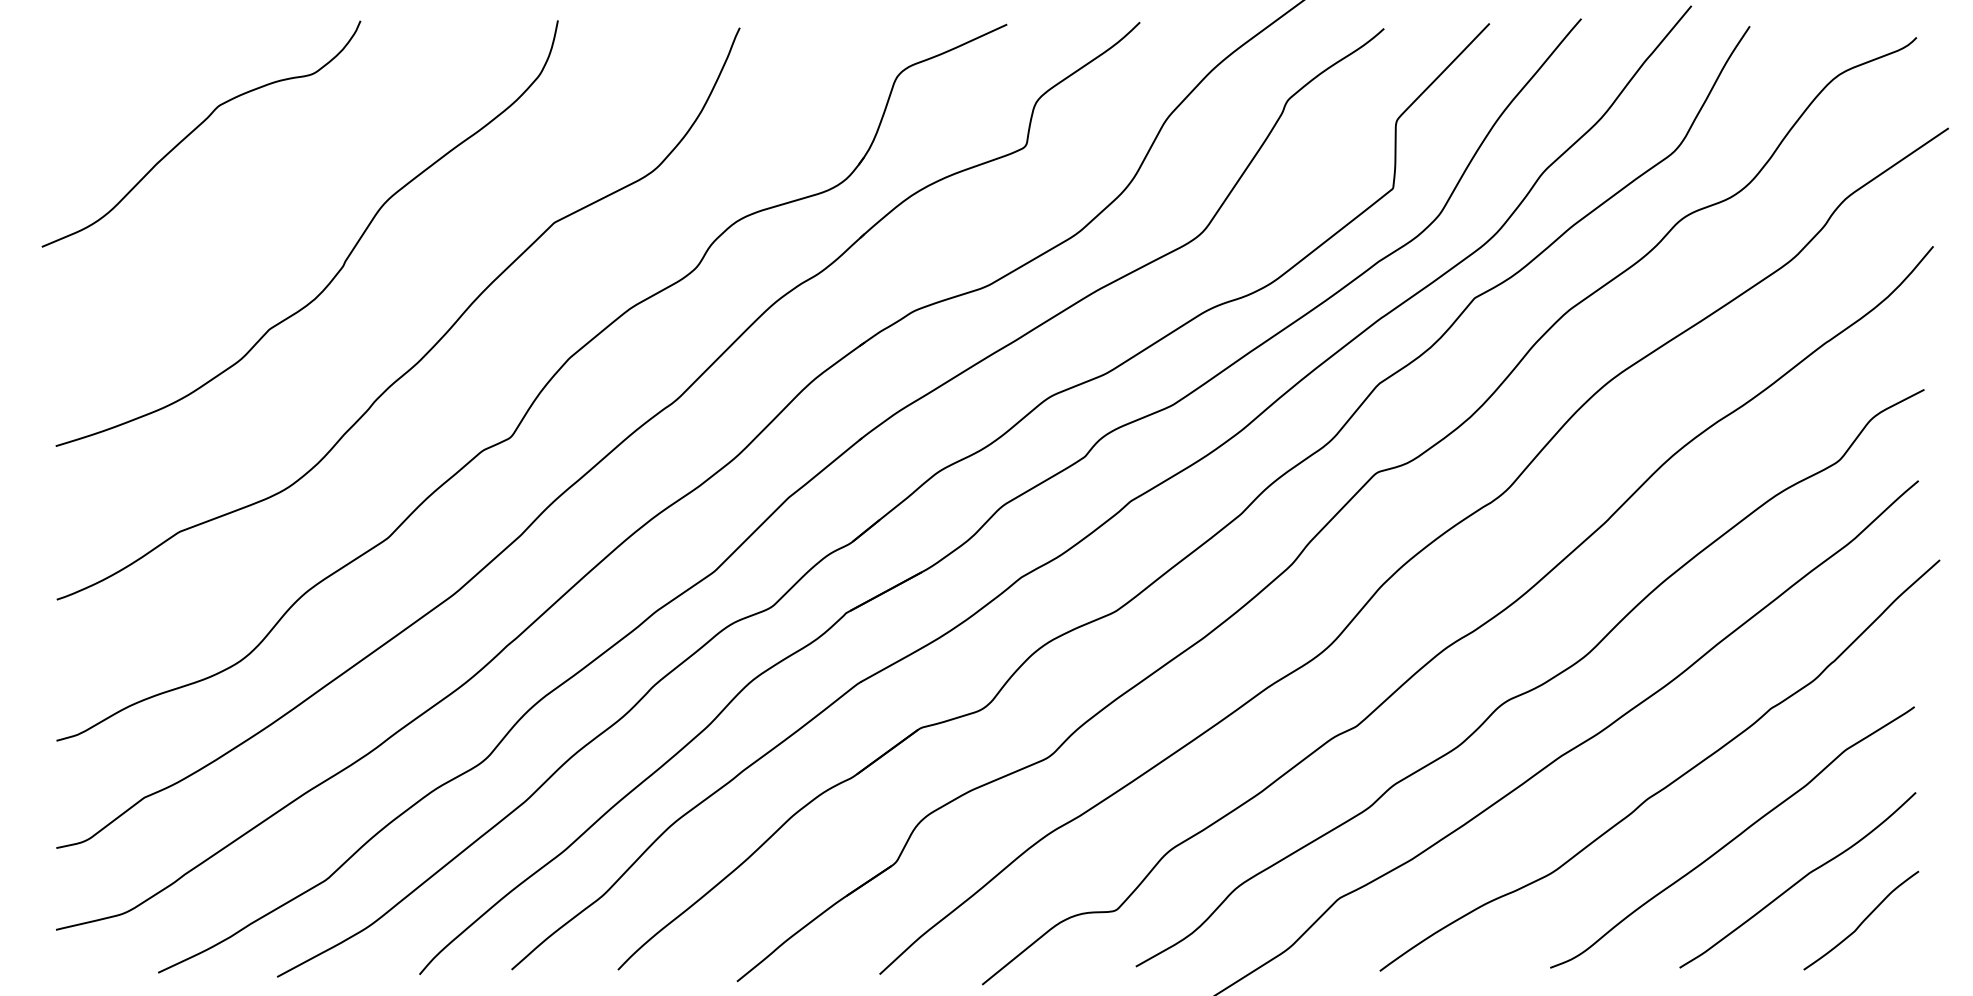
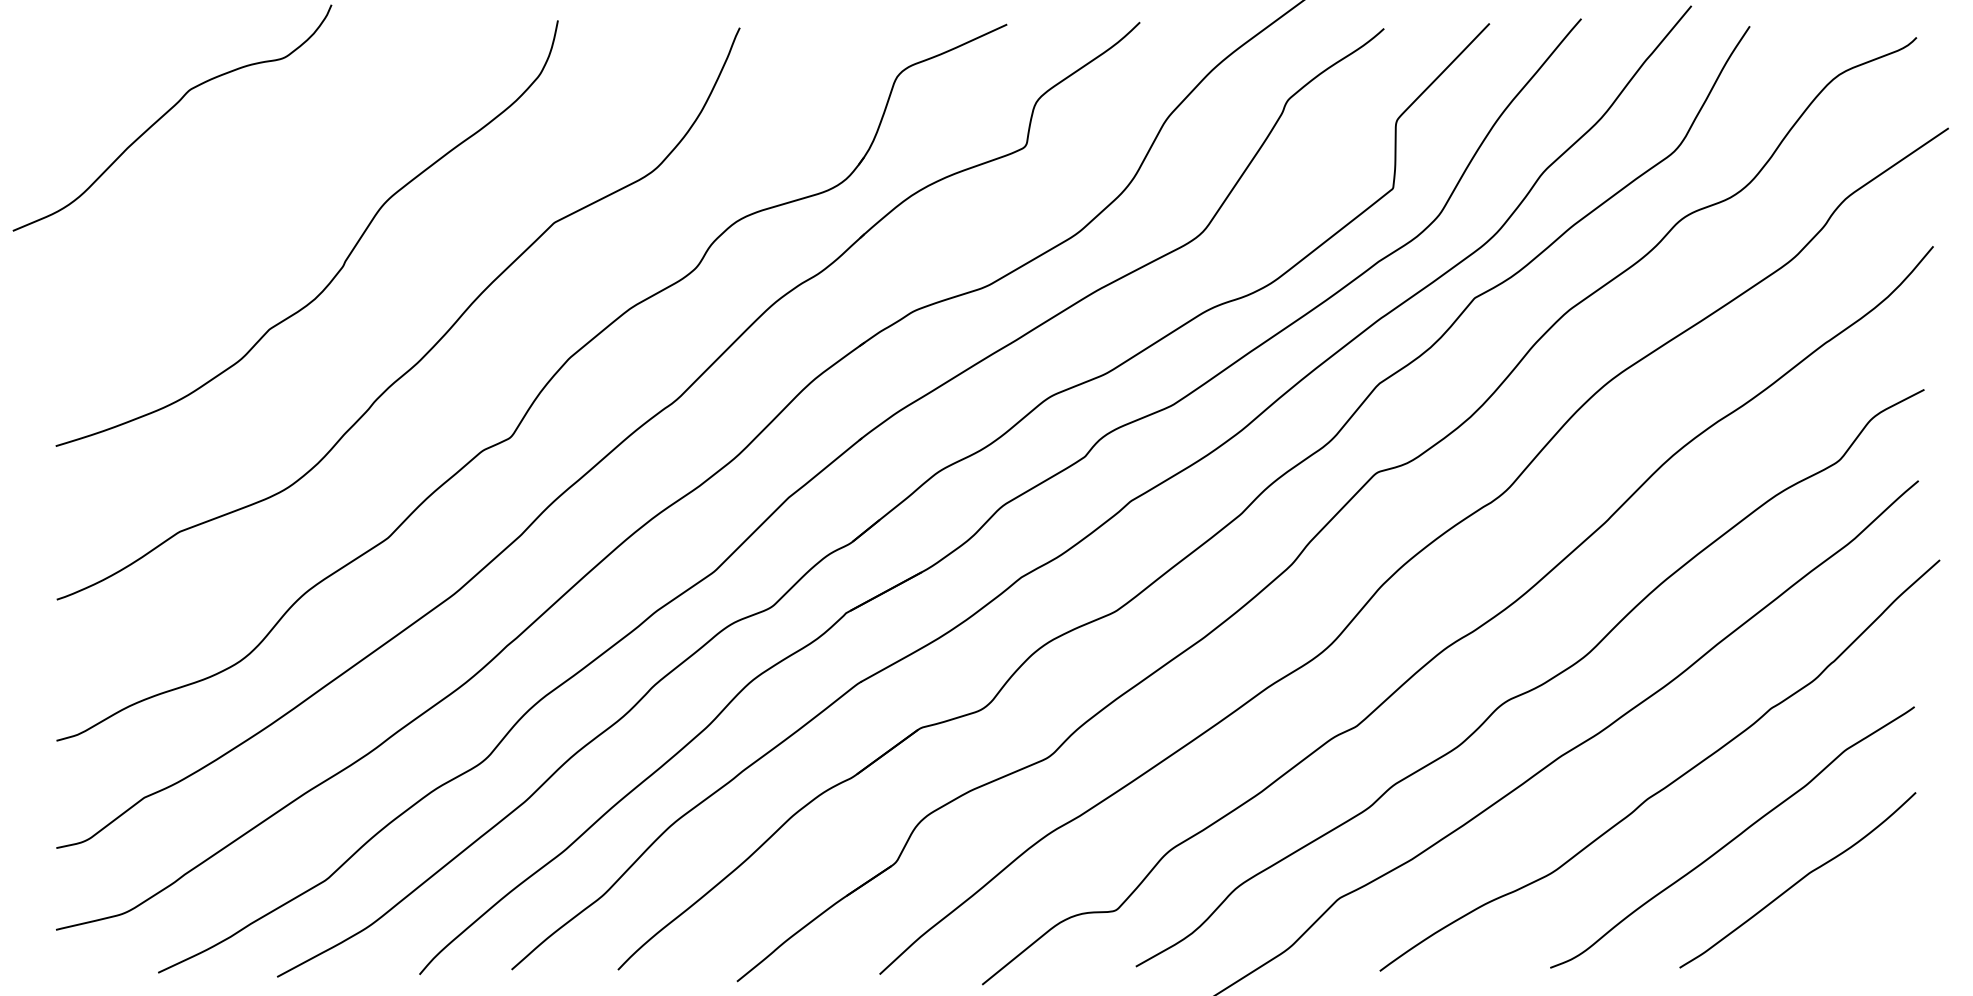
curve position: (197, 128) -> (168, 112) (168, 112)
curve: present -> none (1862, 920)
